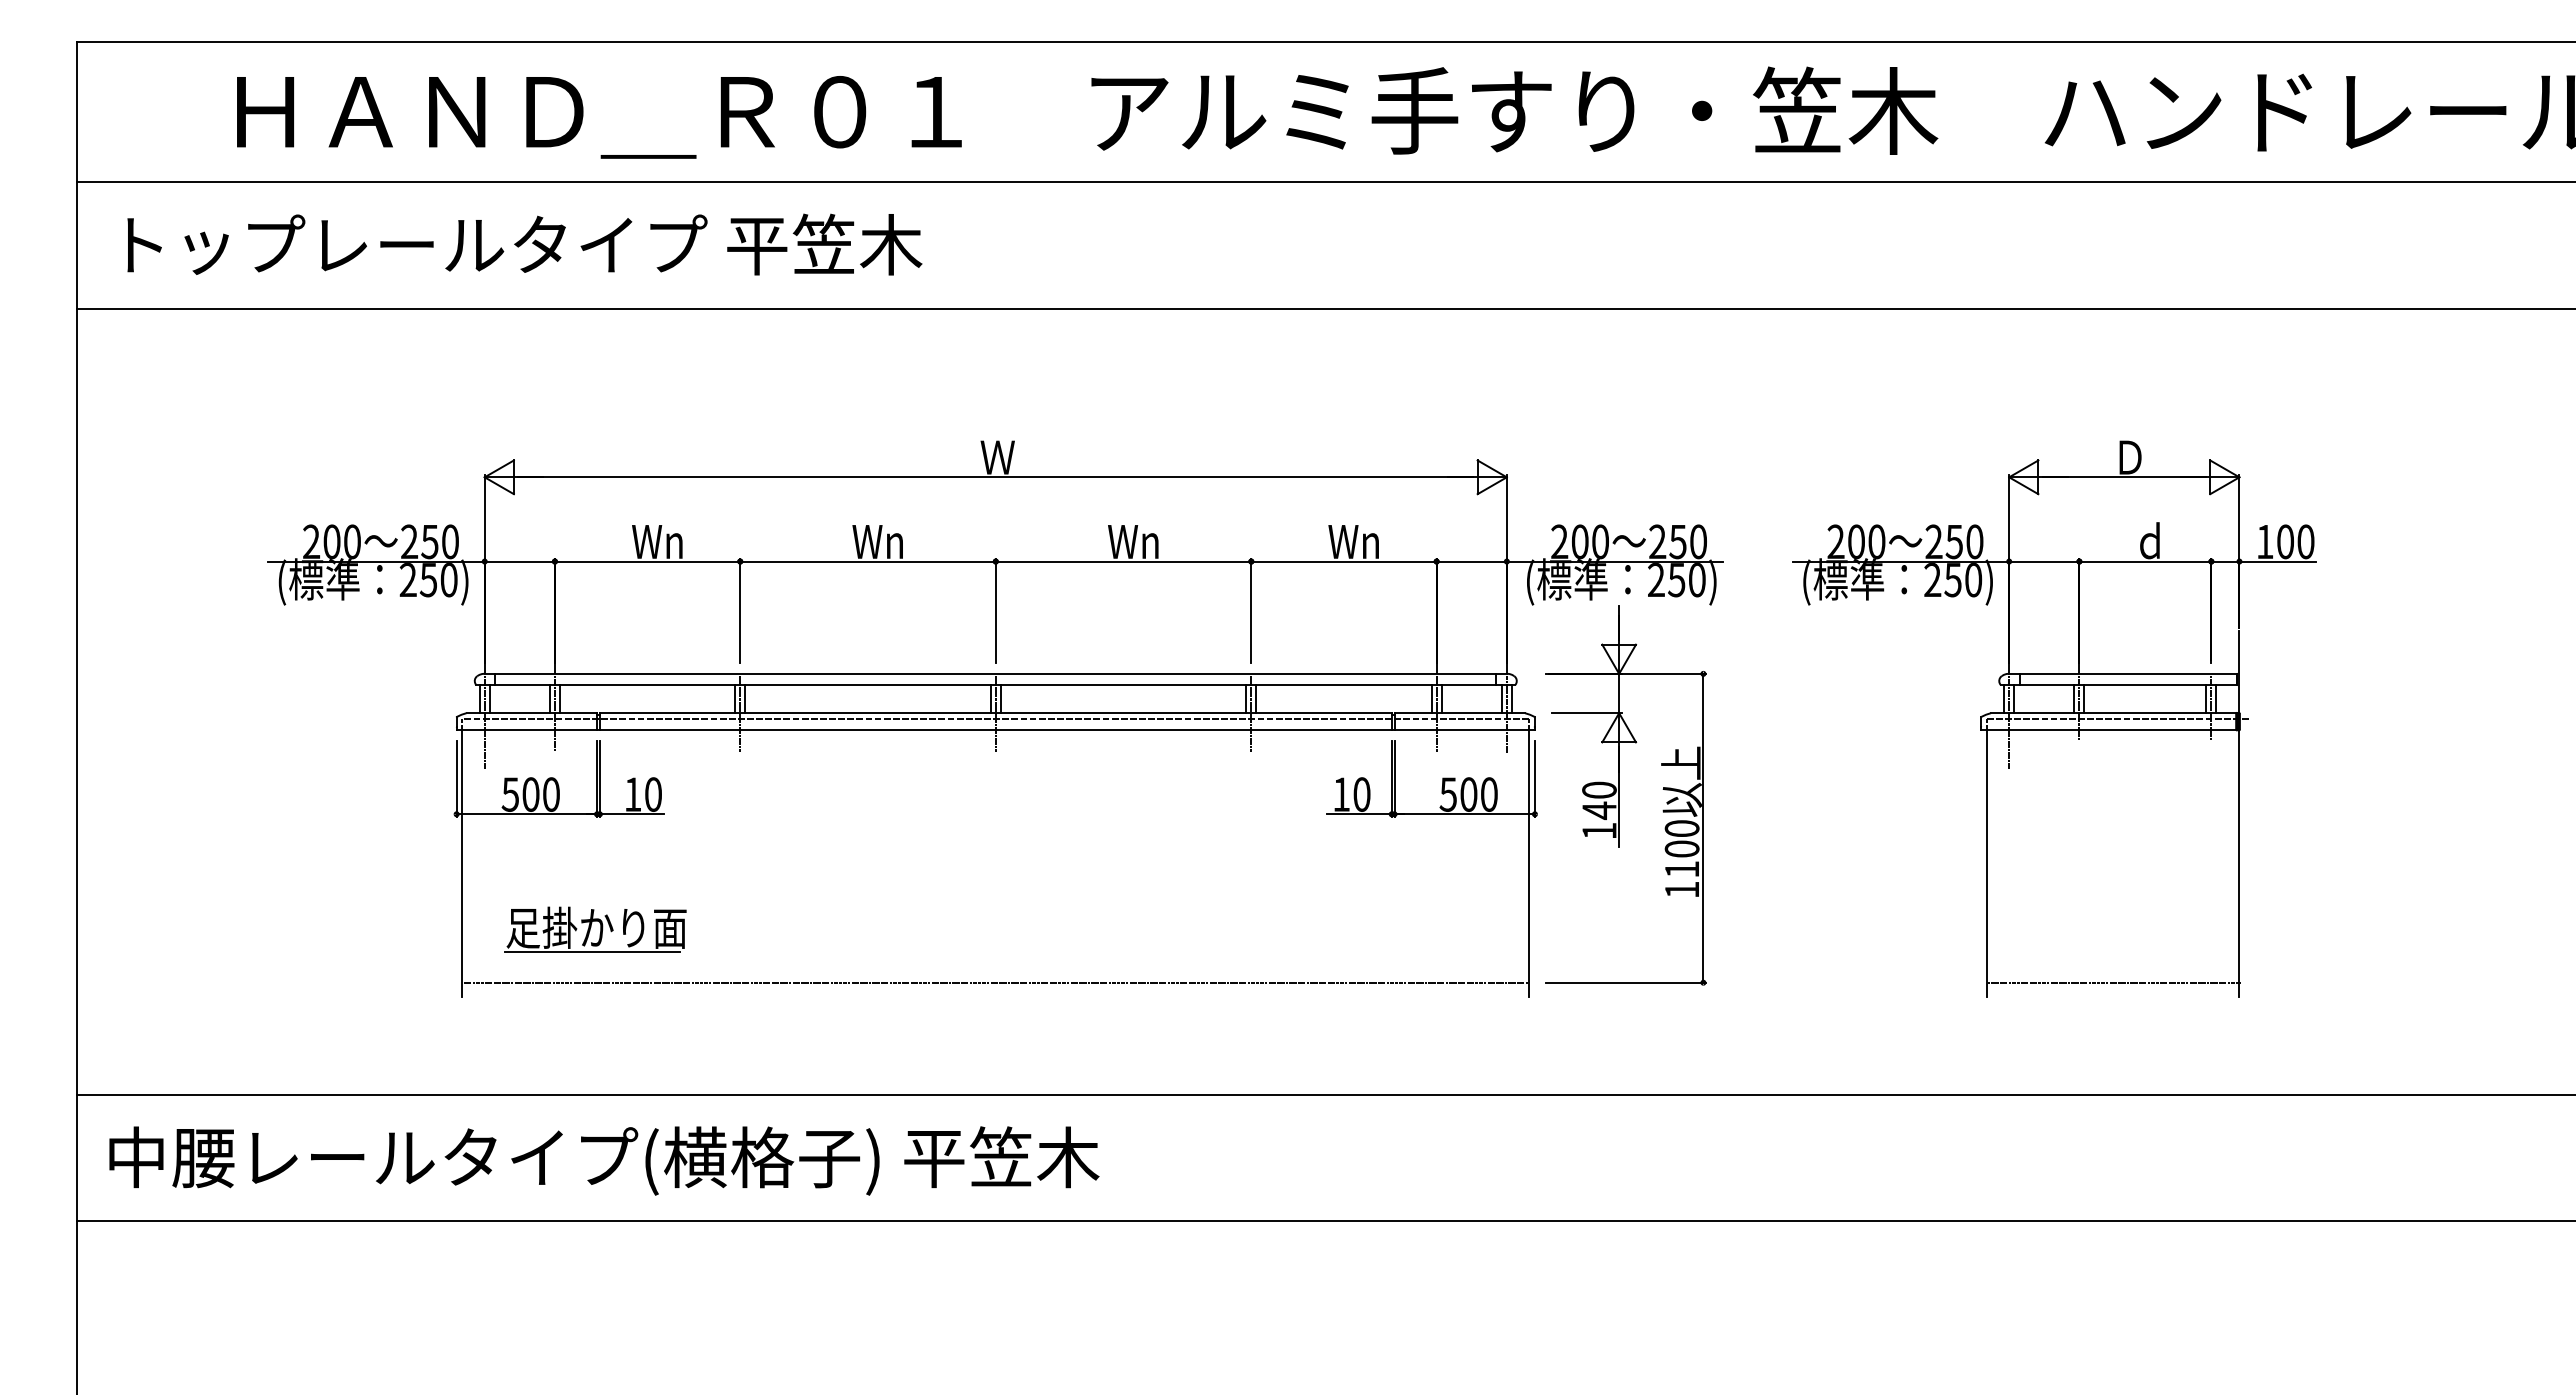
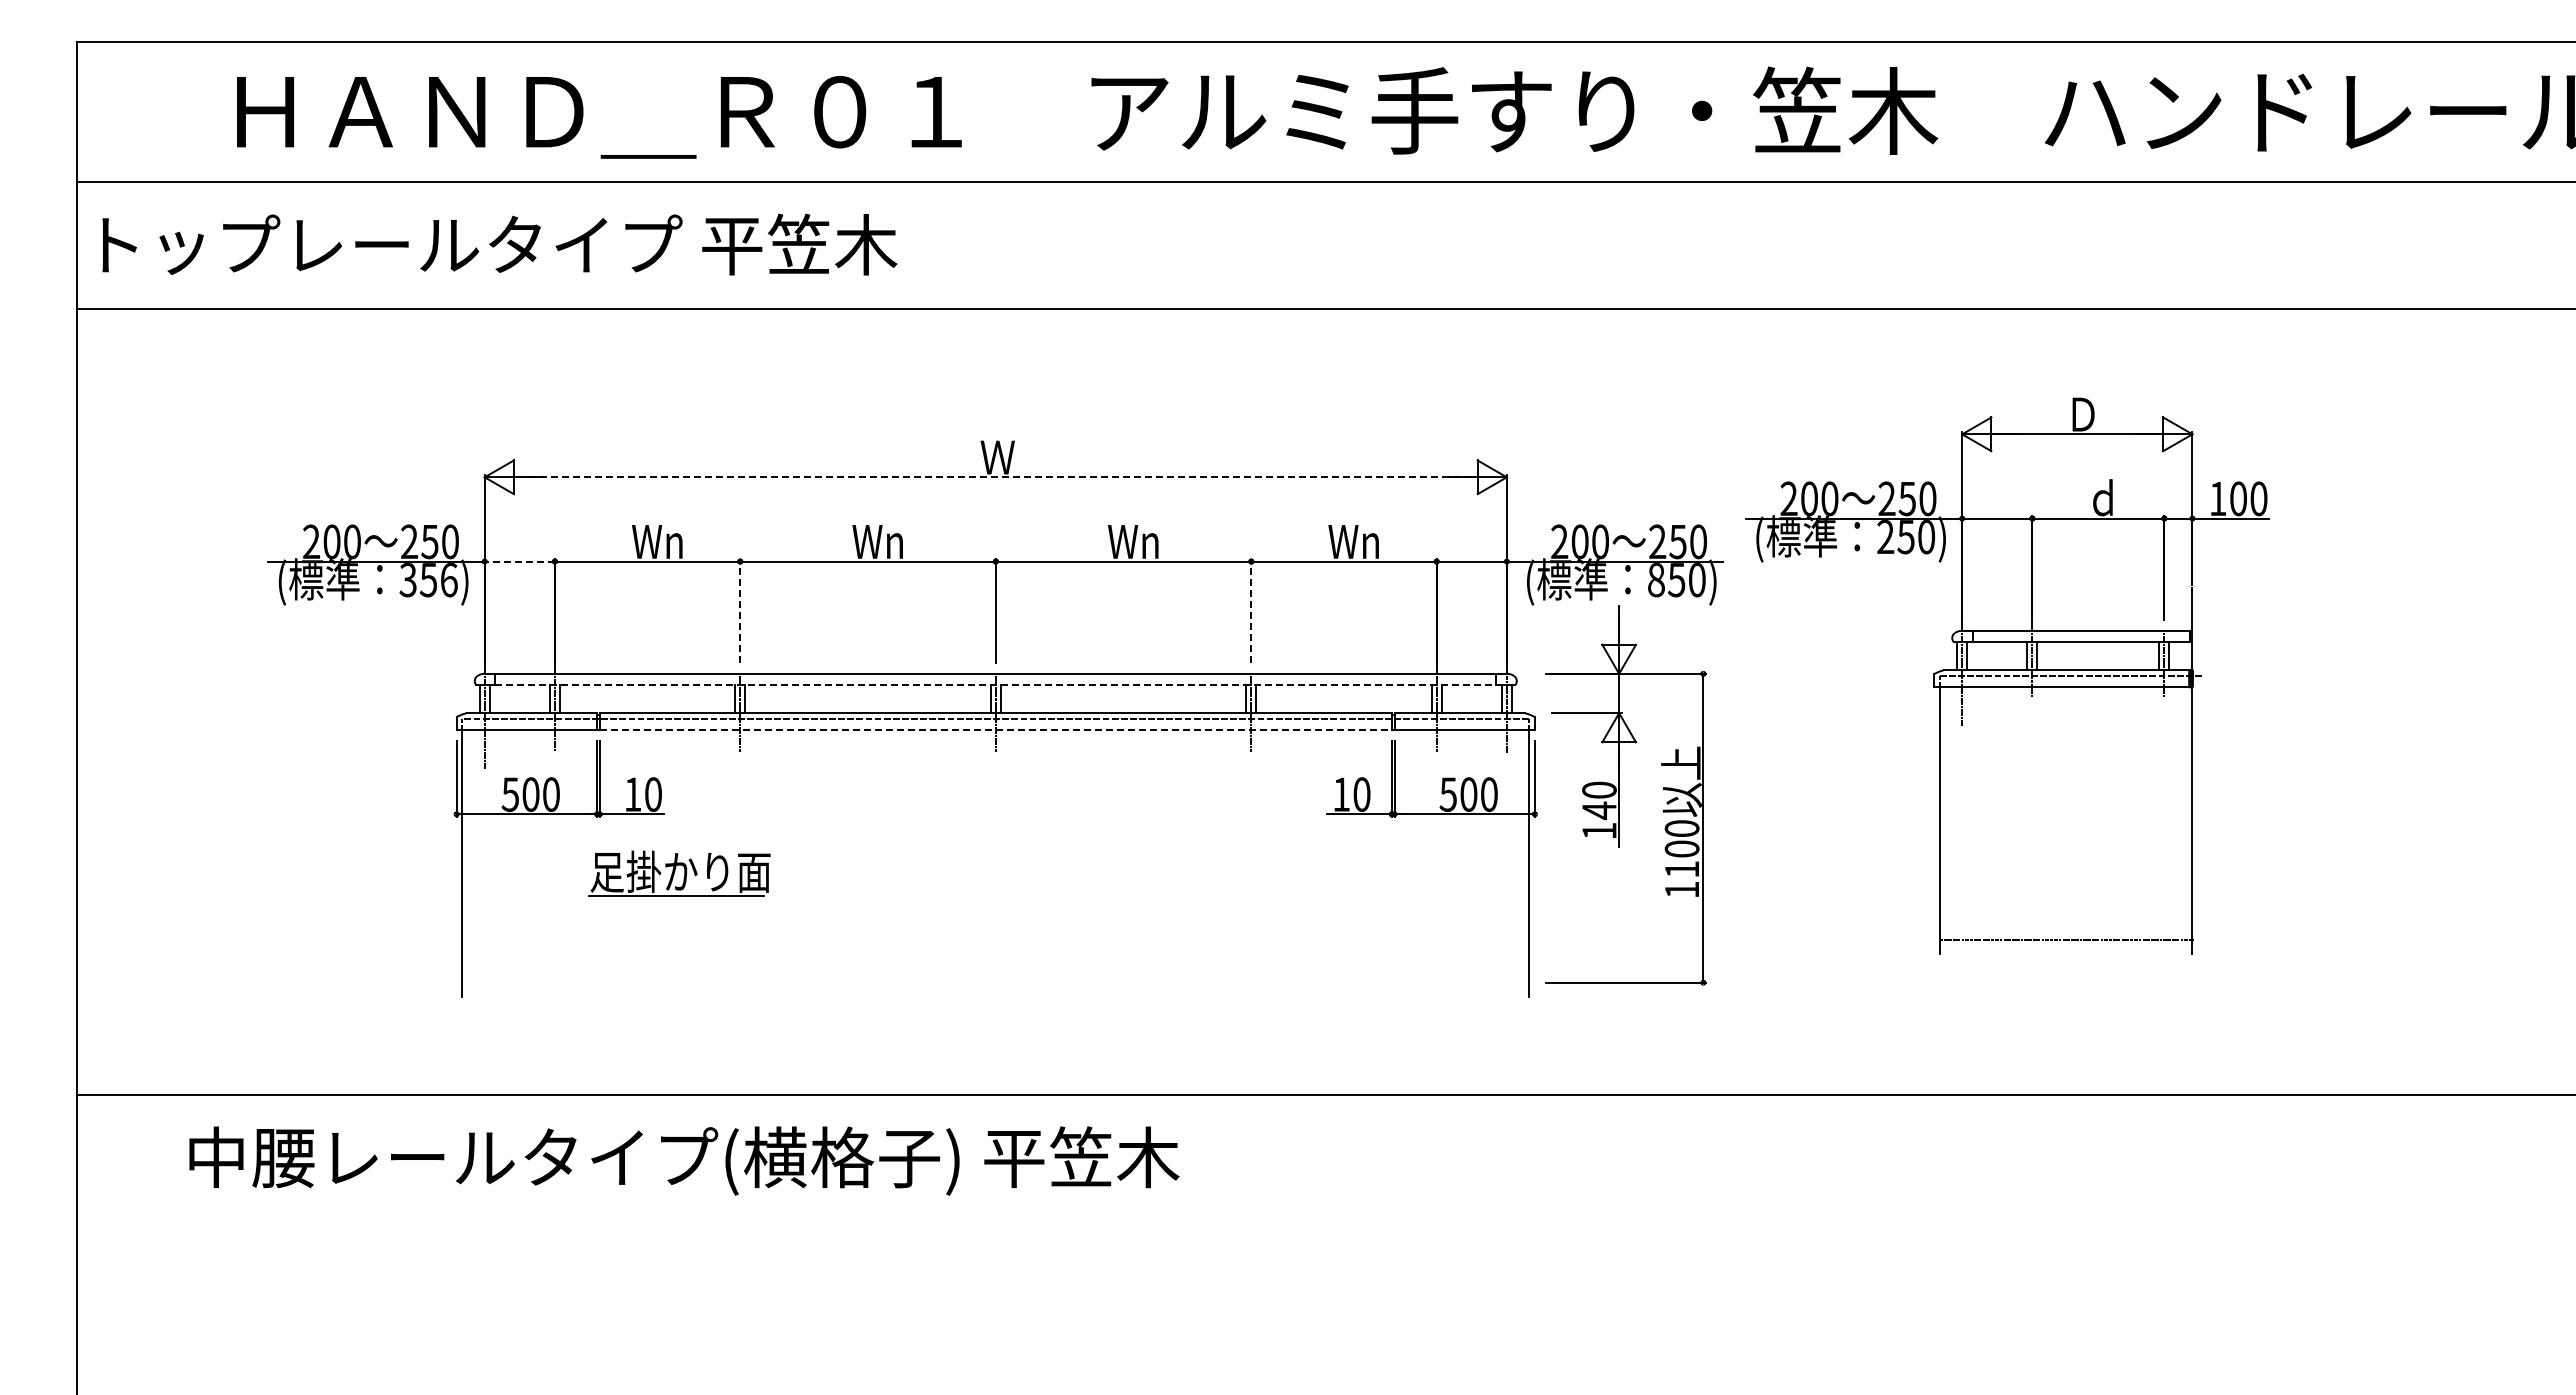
text position: (524, 244) -> (499, 244) (499, 244)
line: solid -> dashed (996, 477)
line: solid -> dashed (519, 561)
text: 250) -> 356) (428, 580)
text: 250) -> 850) (1656, 580)
line: solid -> dashed (740, 610)
line: solid -> dashed (1251, 610)
line: solid -> dashed (995, 685)
part position: (2054, 718) -> (2007, 675) (2007, 675)
line: solid -> dashed (995, 730)
part position: (595, 929) -> (679, 873) (679, 873)
line: present -> none (995, 982)
text position: (604, 1160) -> (684, 1160) (684, 1160)
line: present -> none (1324, 1221)
